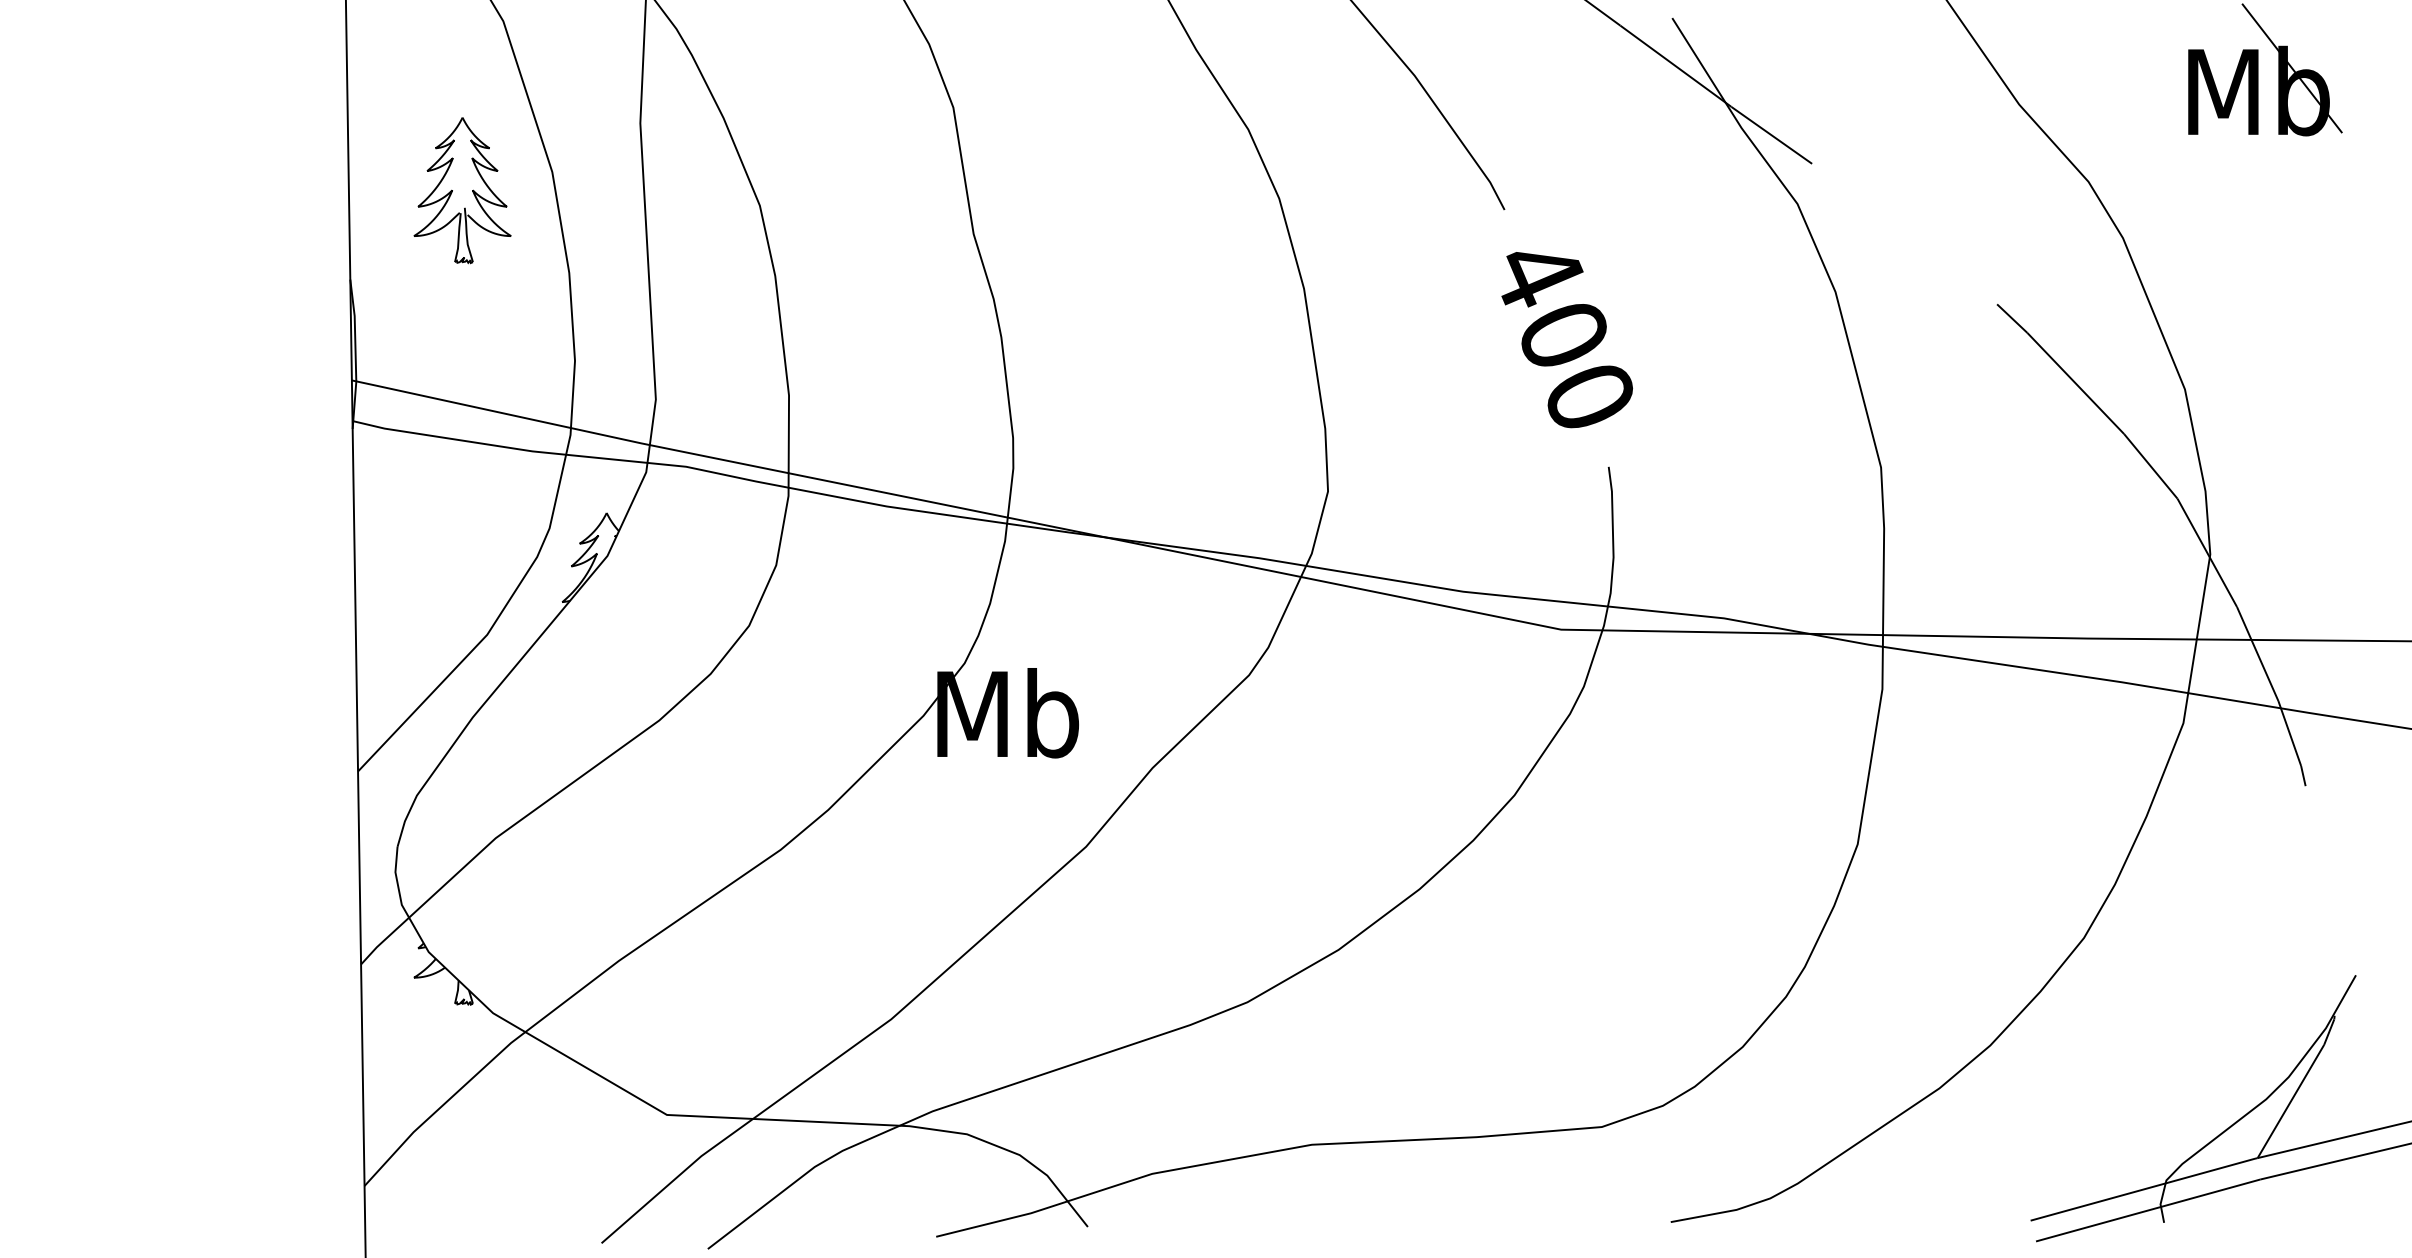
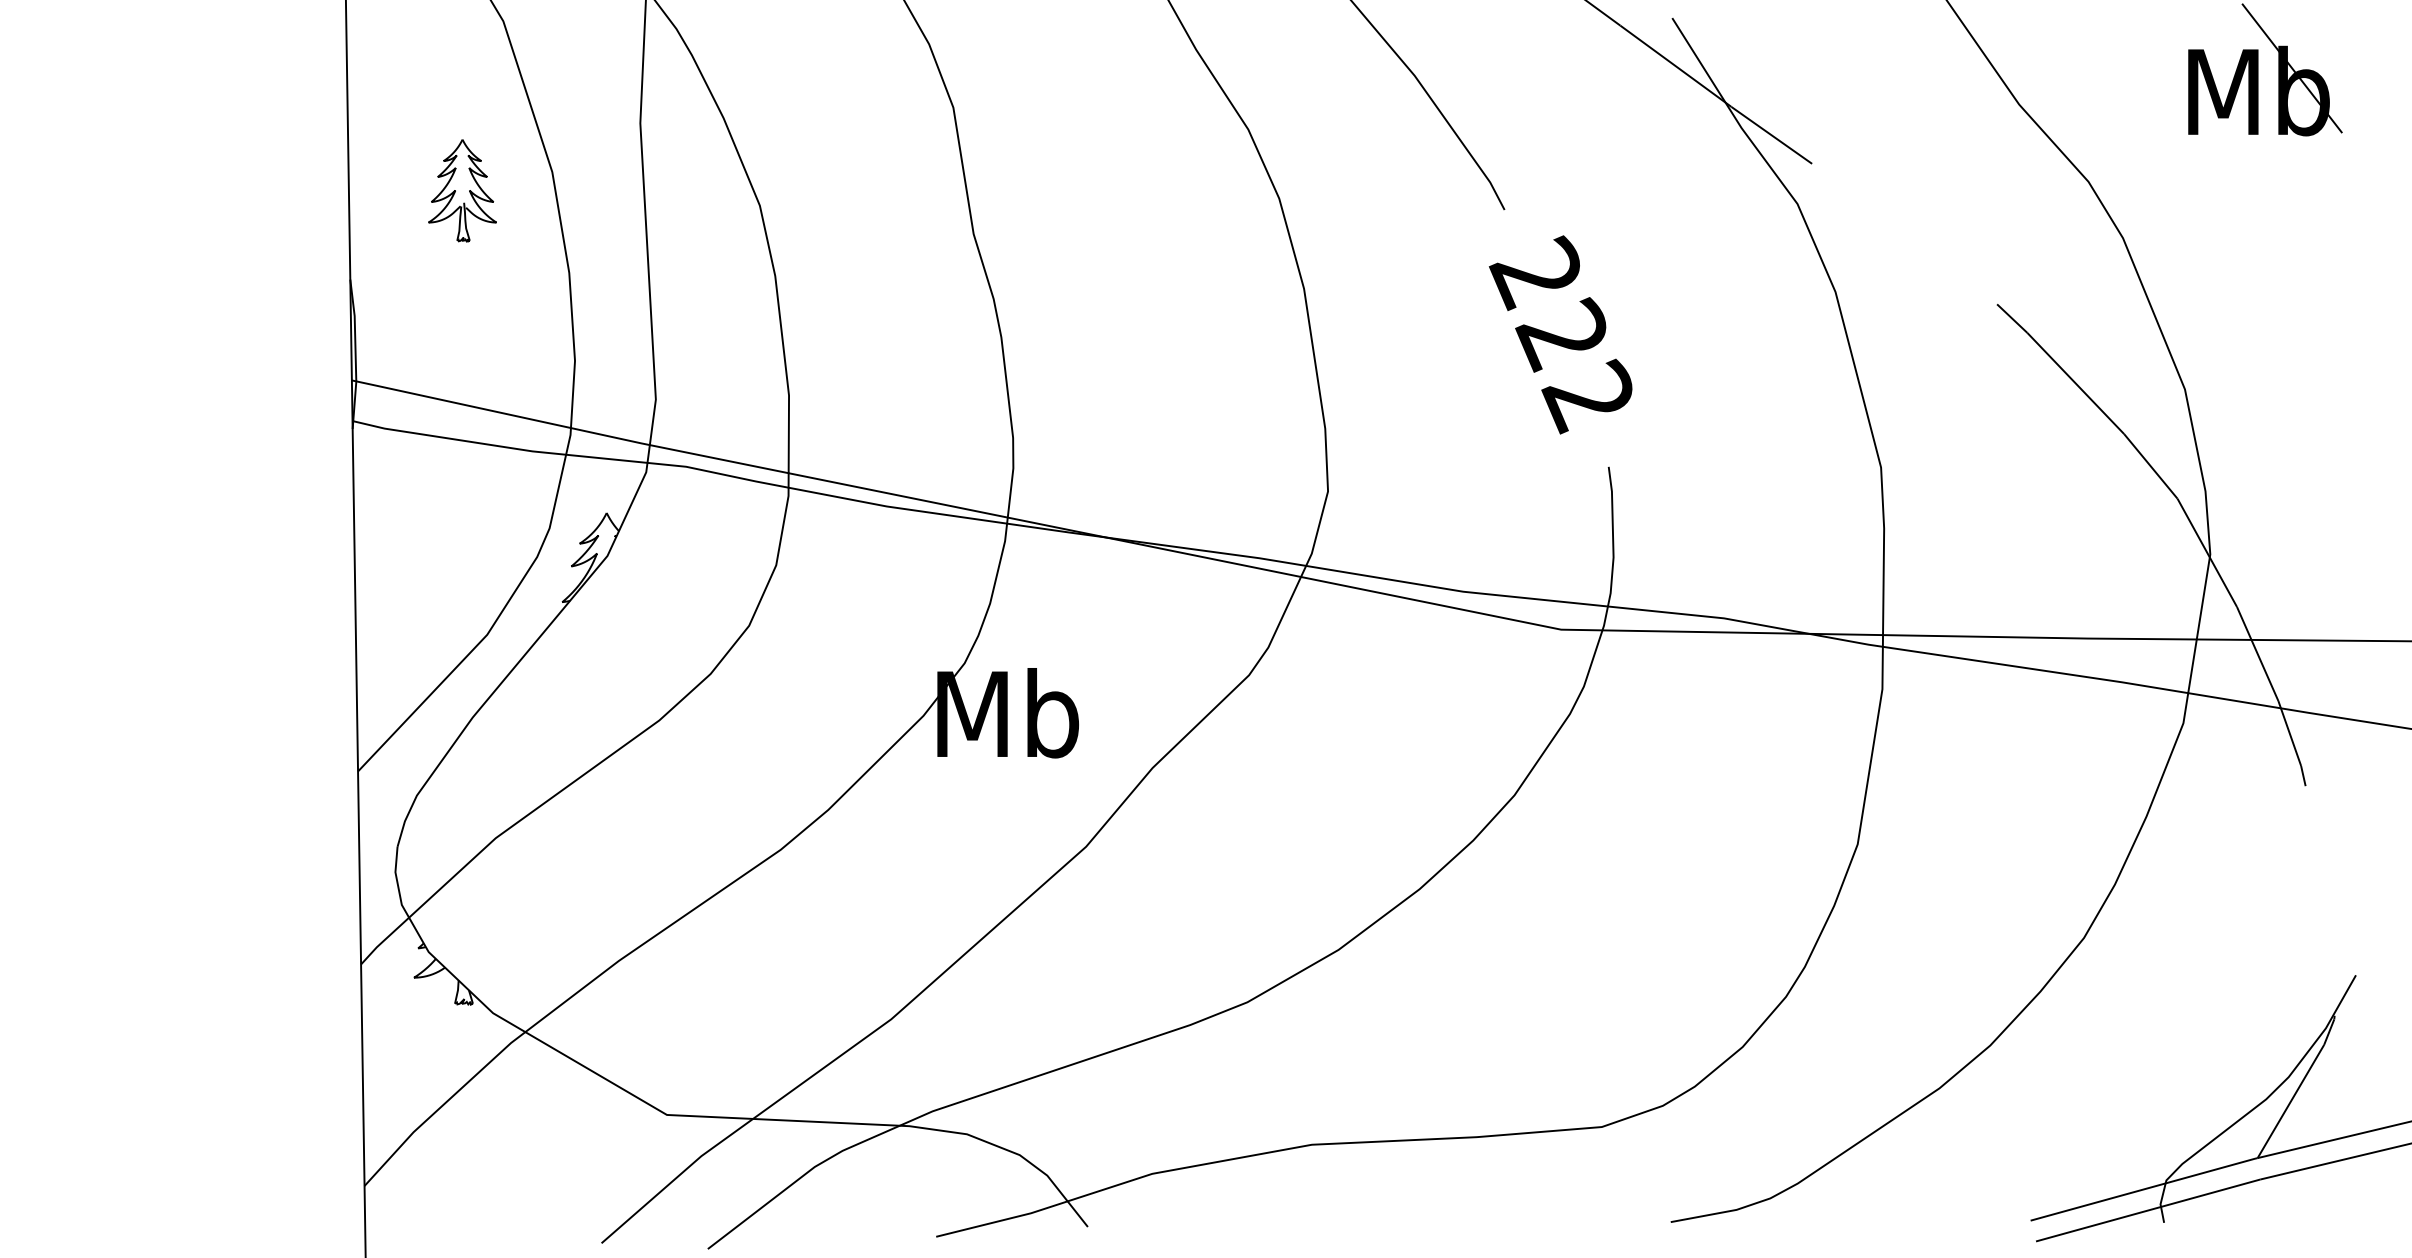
part size: 99x148 px -> 69x104 px (462, 190)
text: 400 -> 222 (1560, 334)
